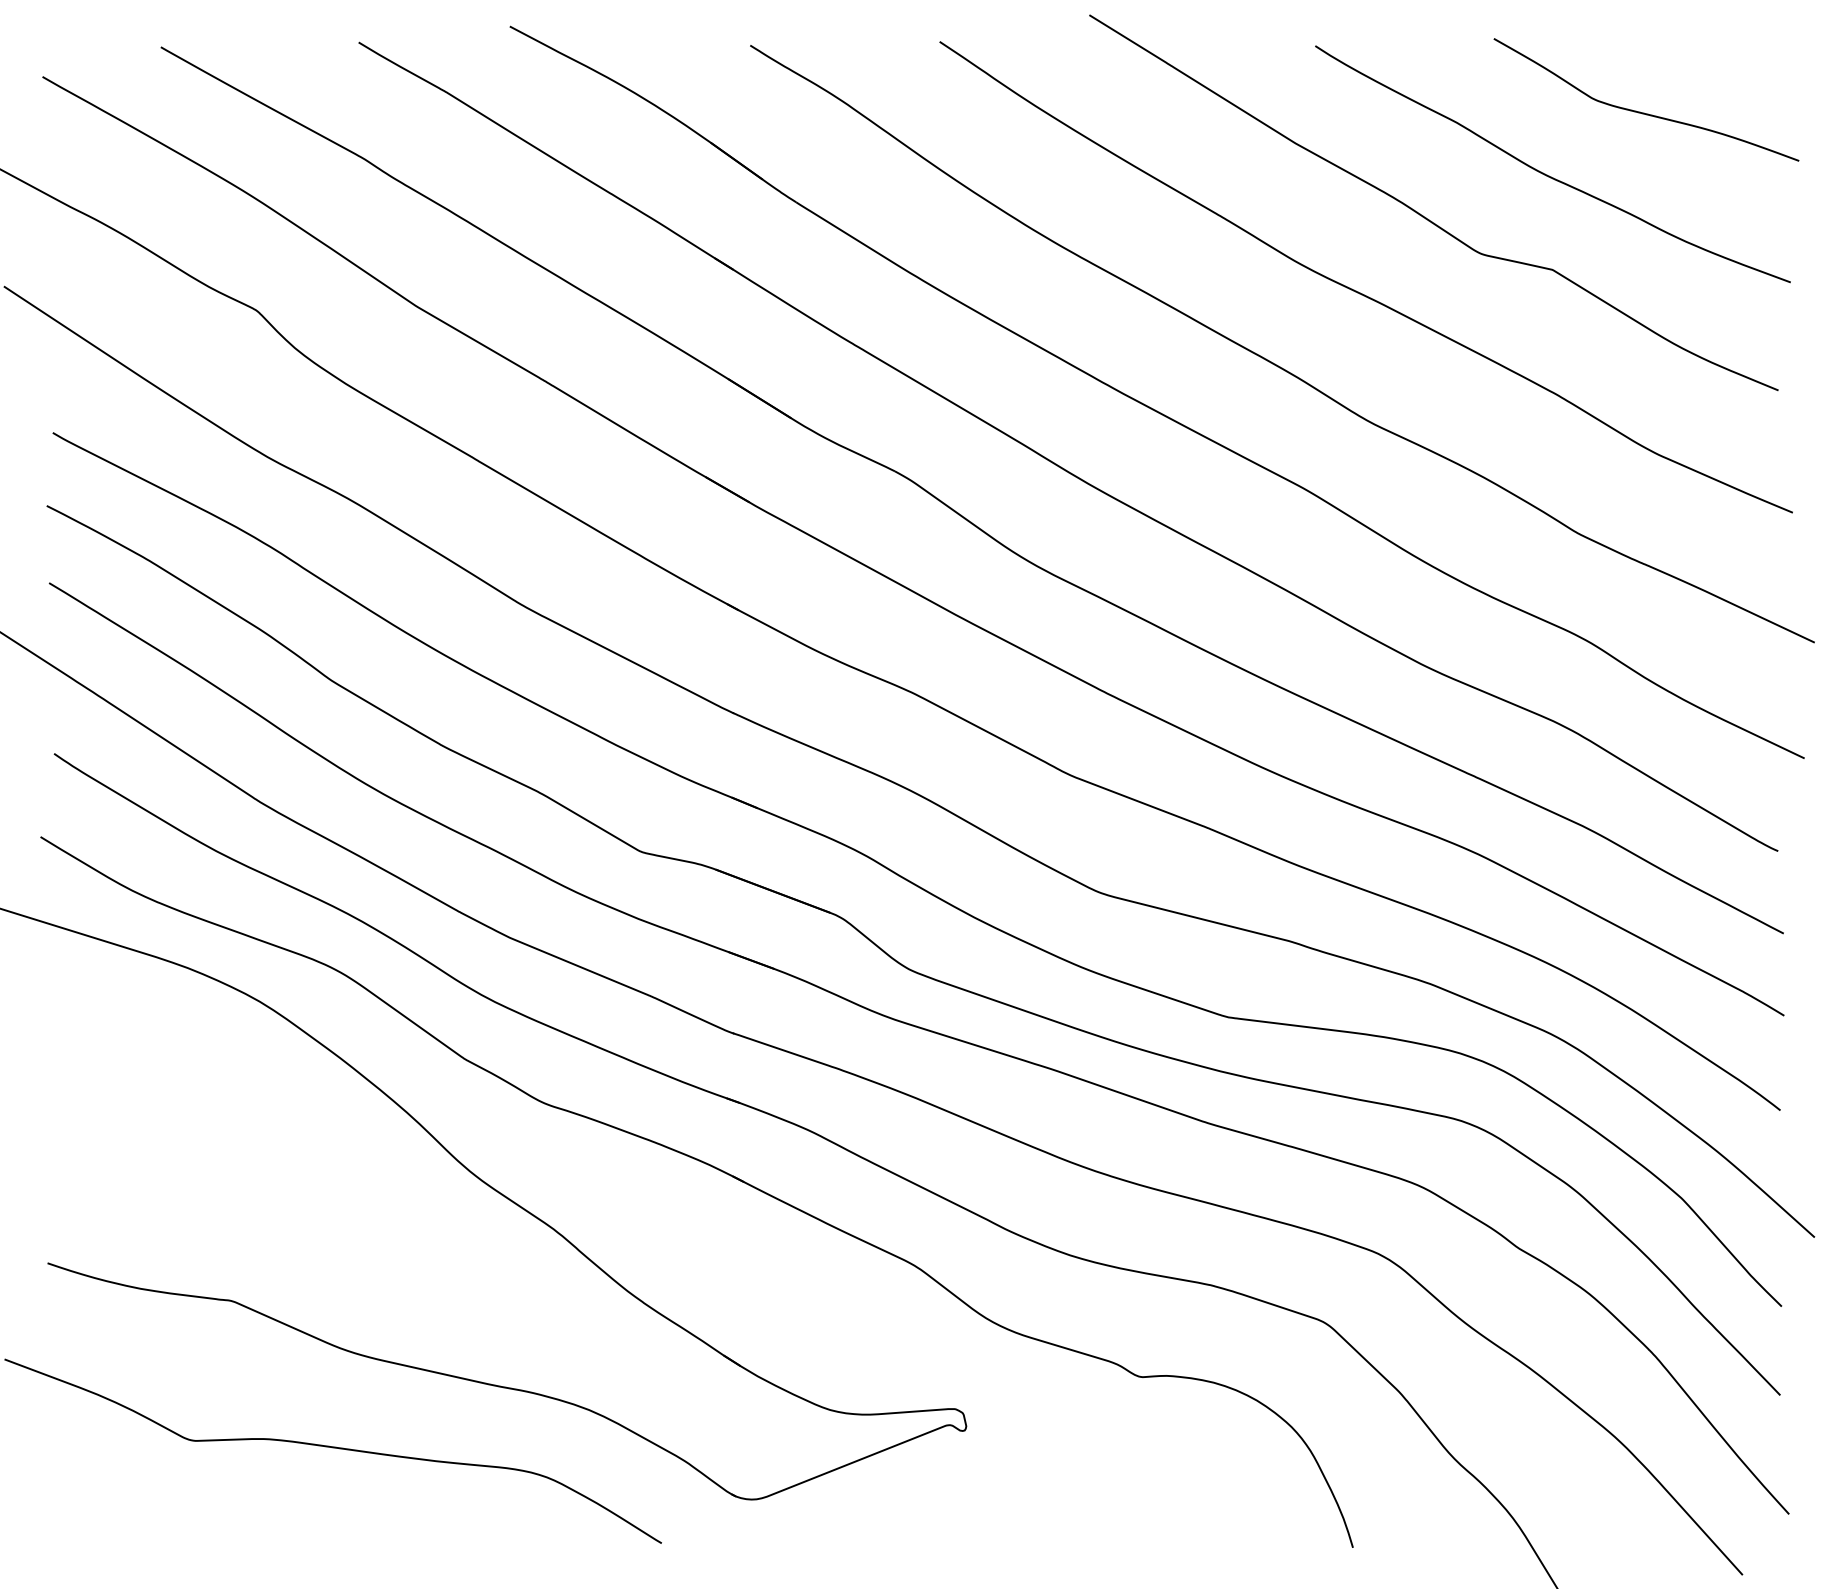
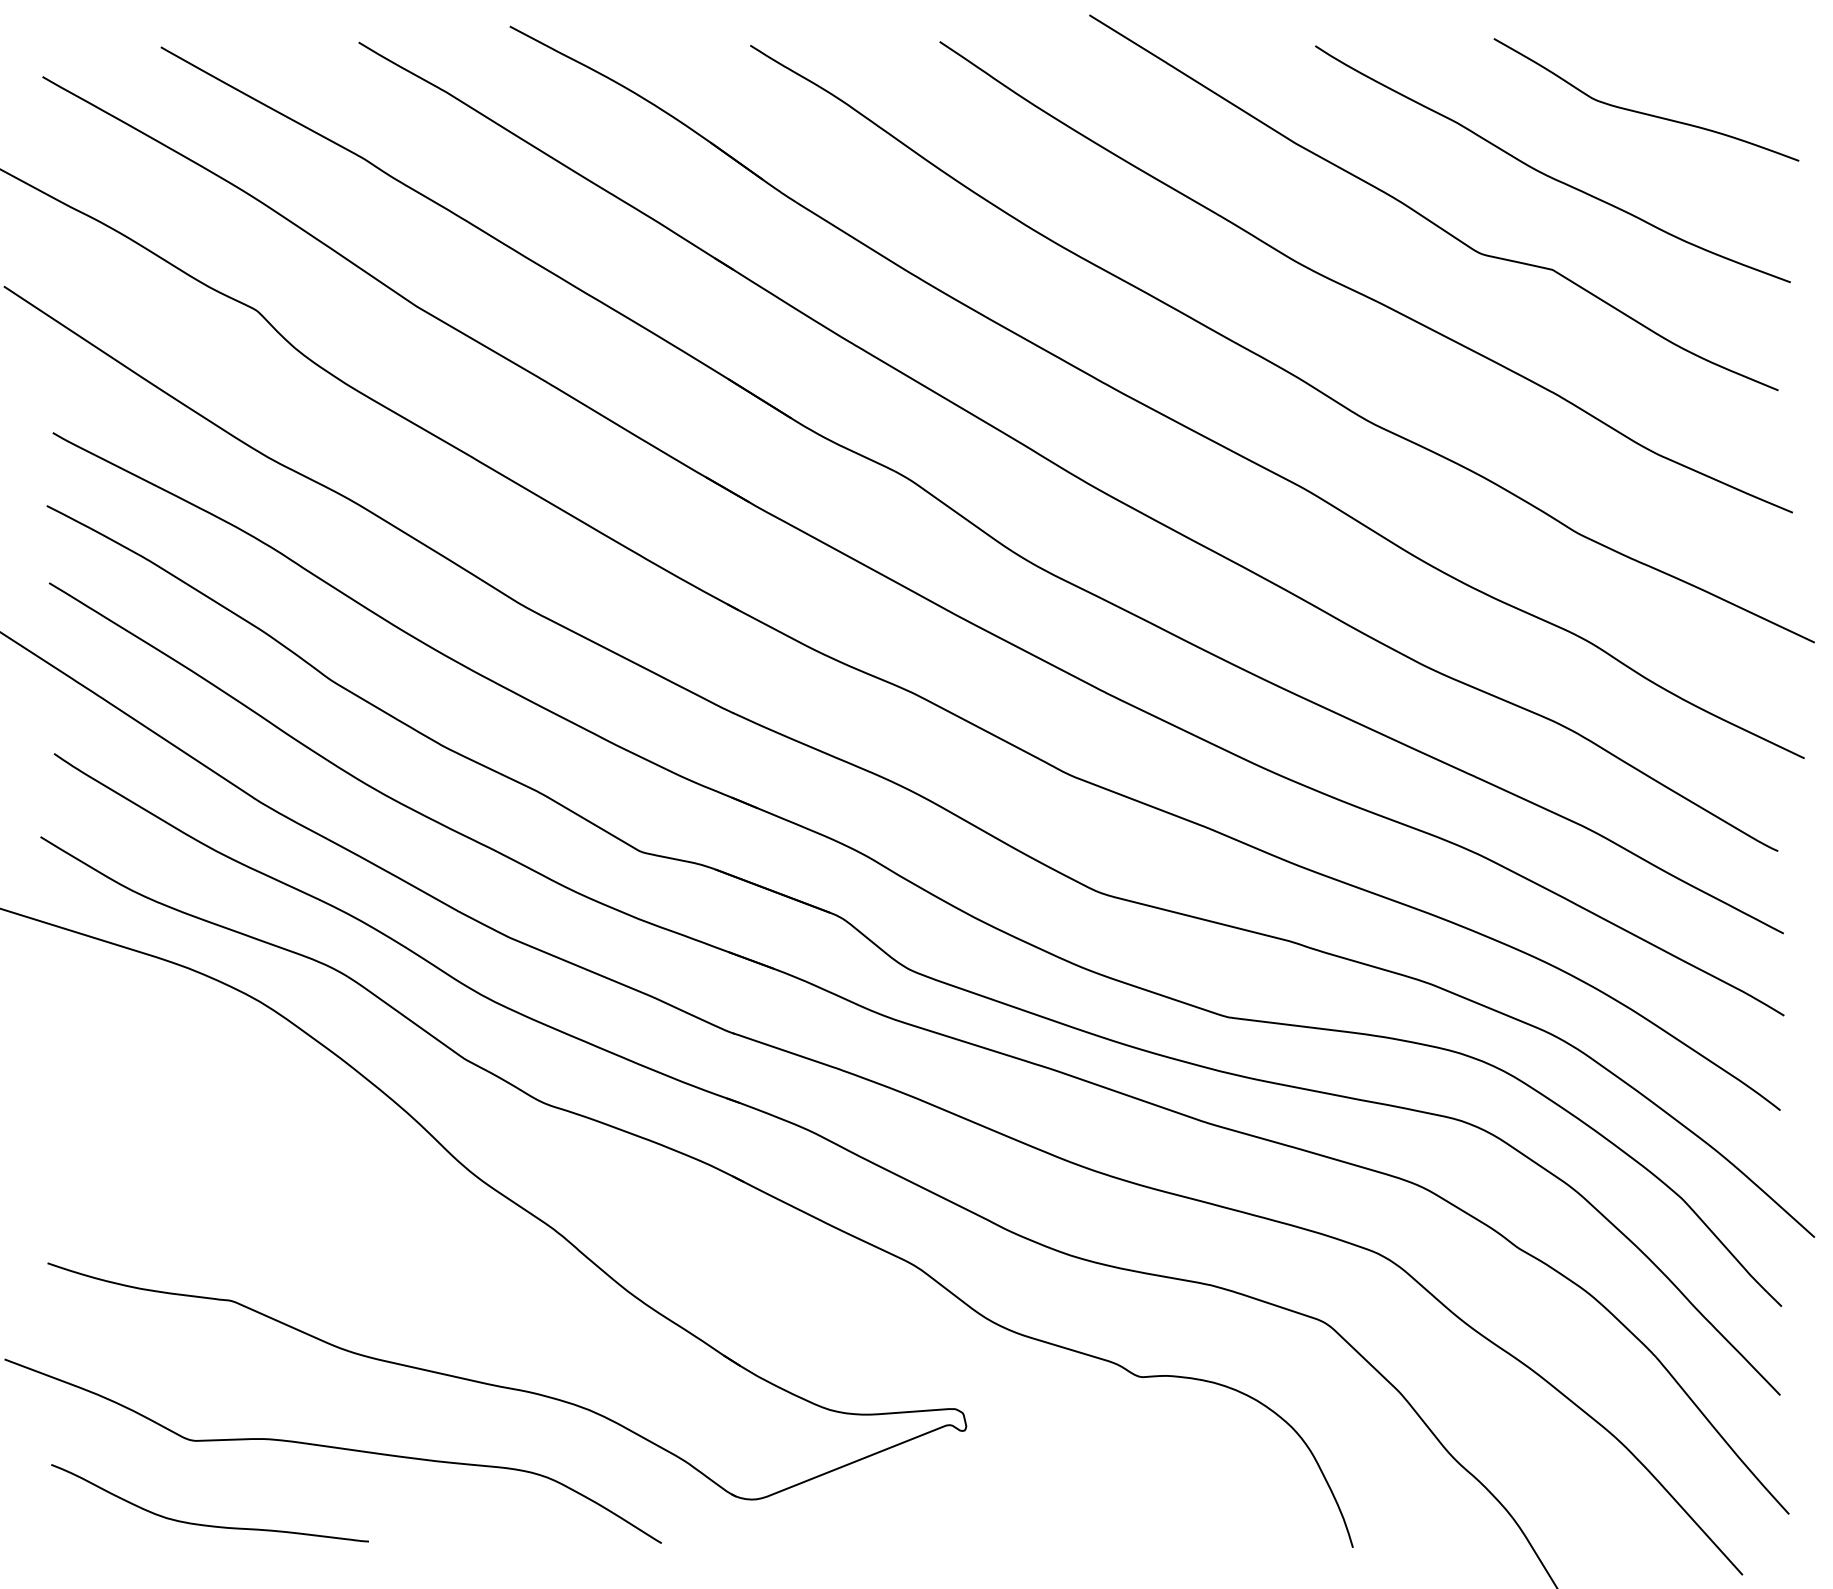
curve: none -> present (207, 1524)
